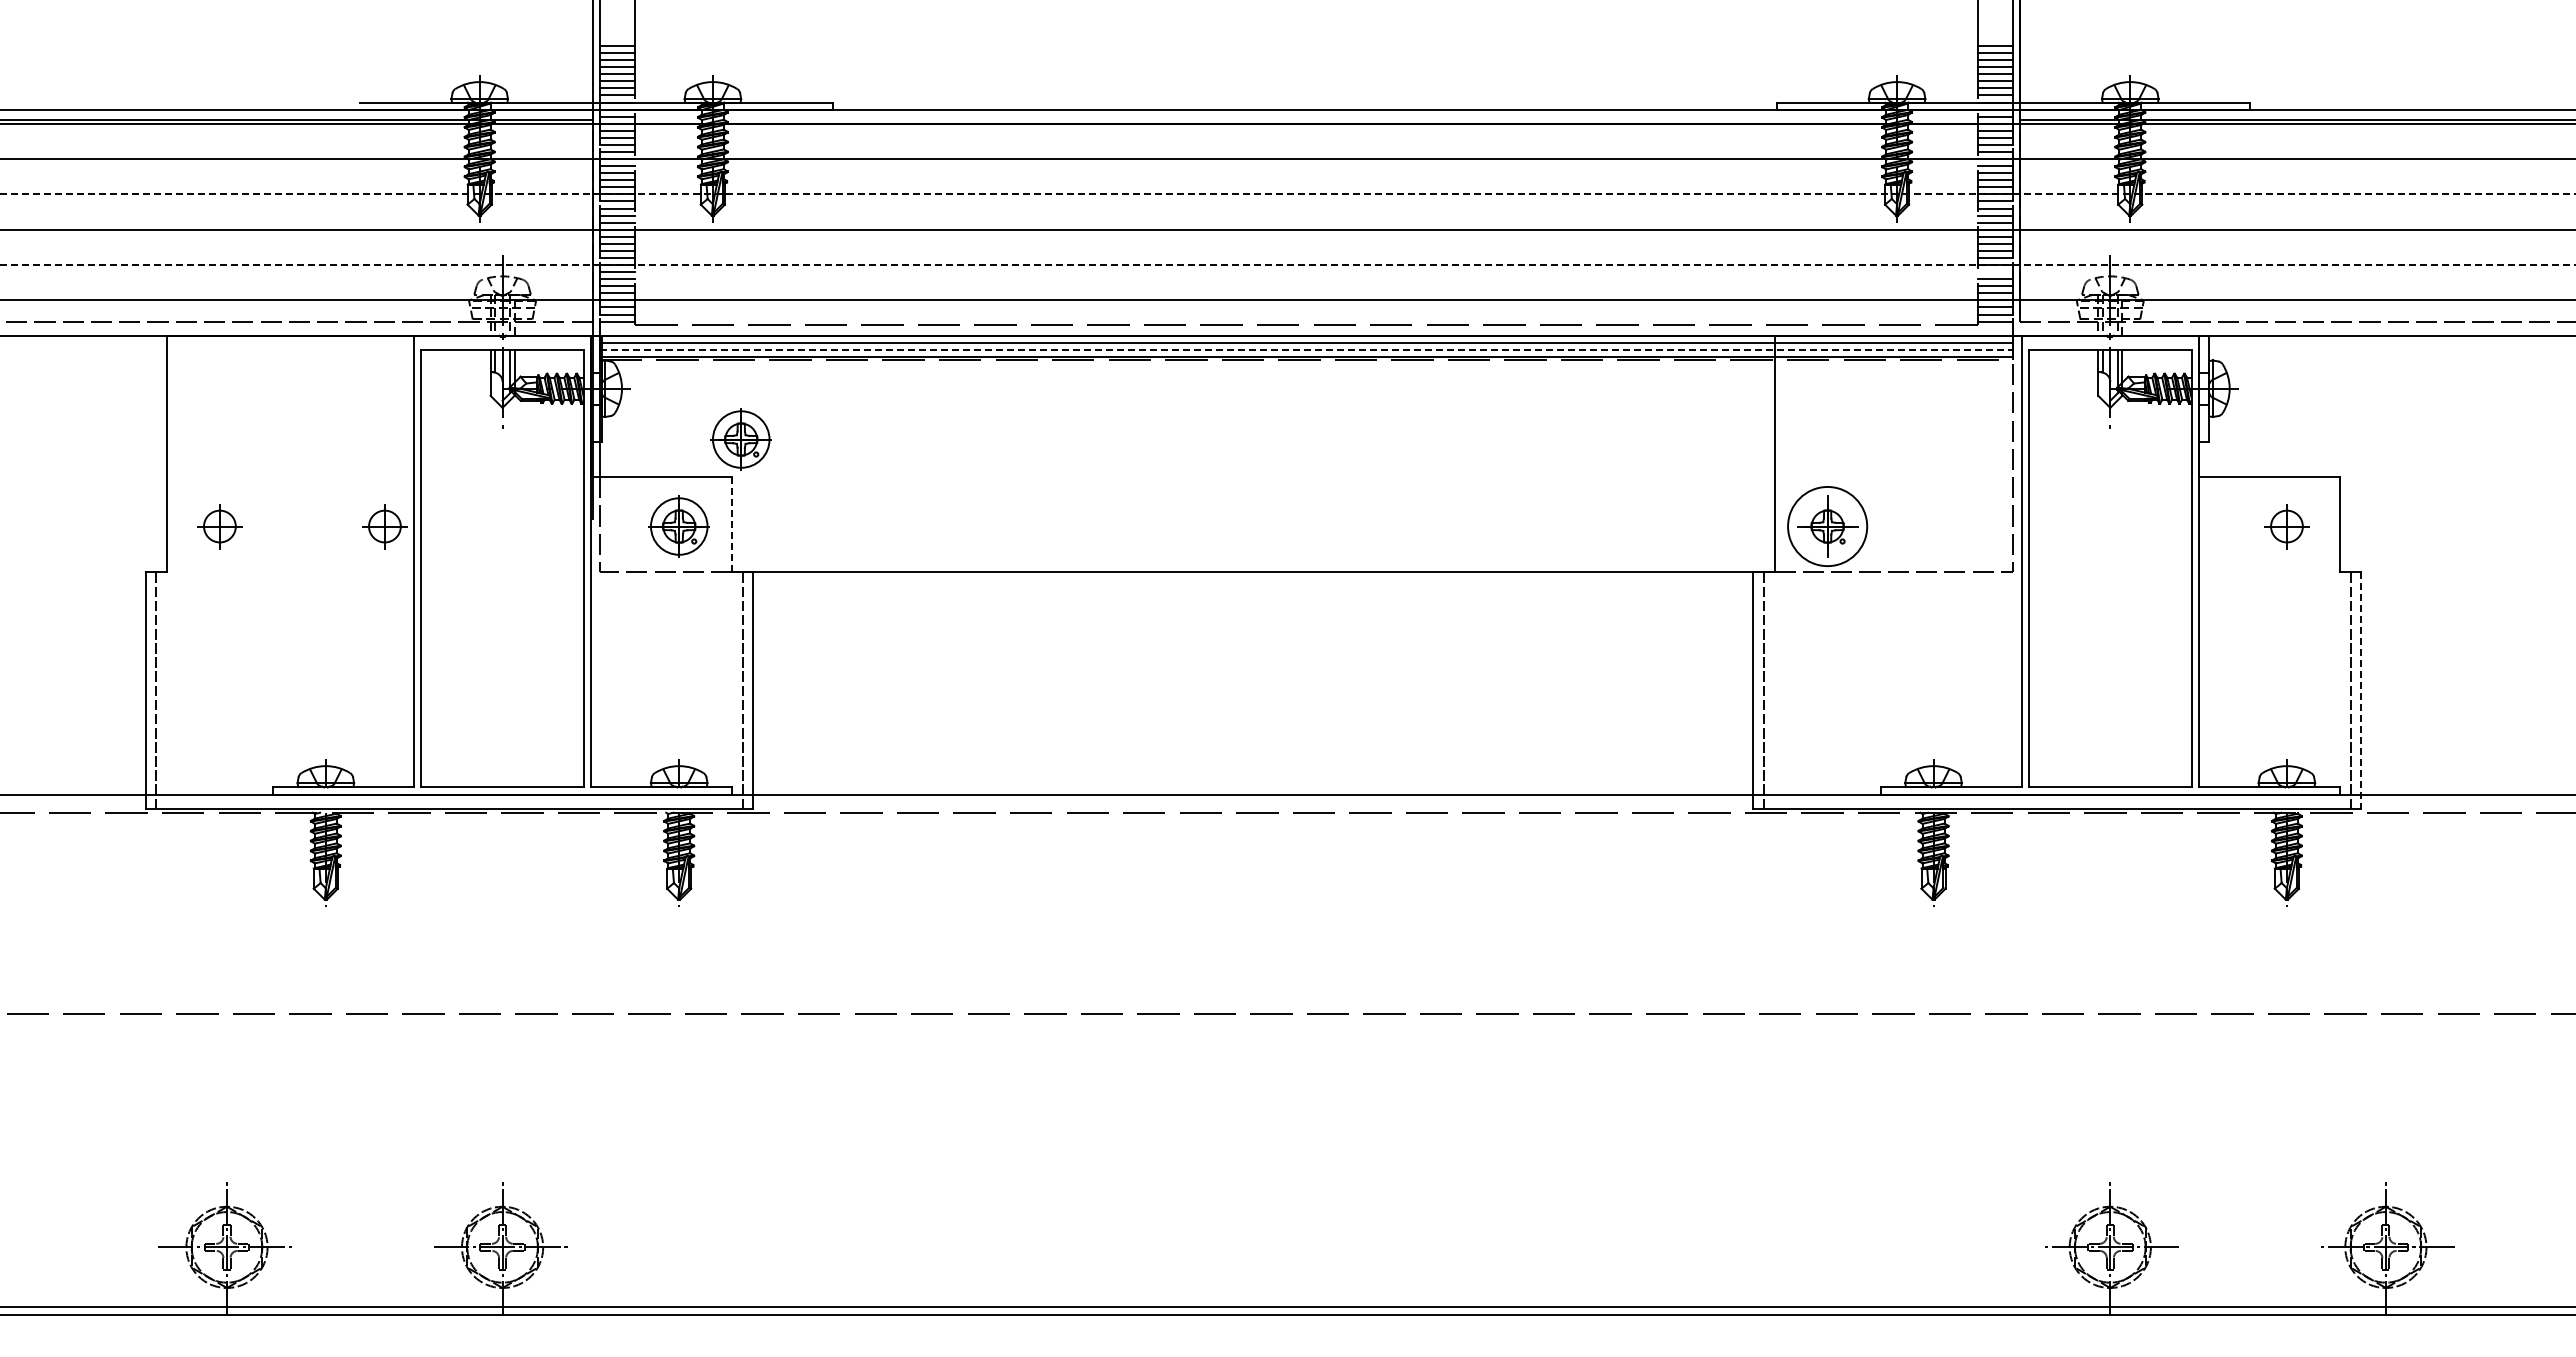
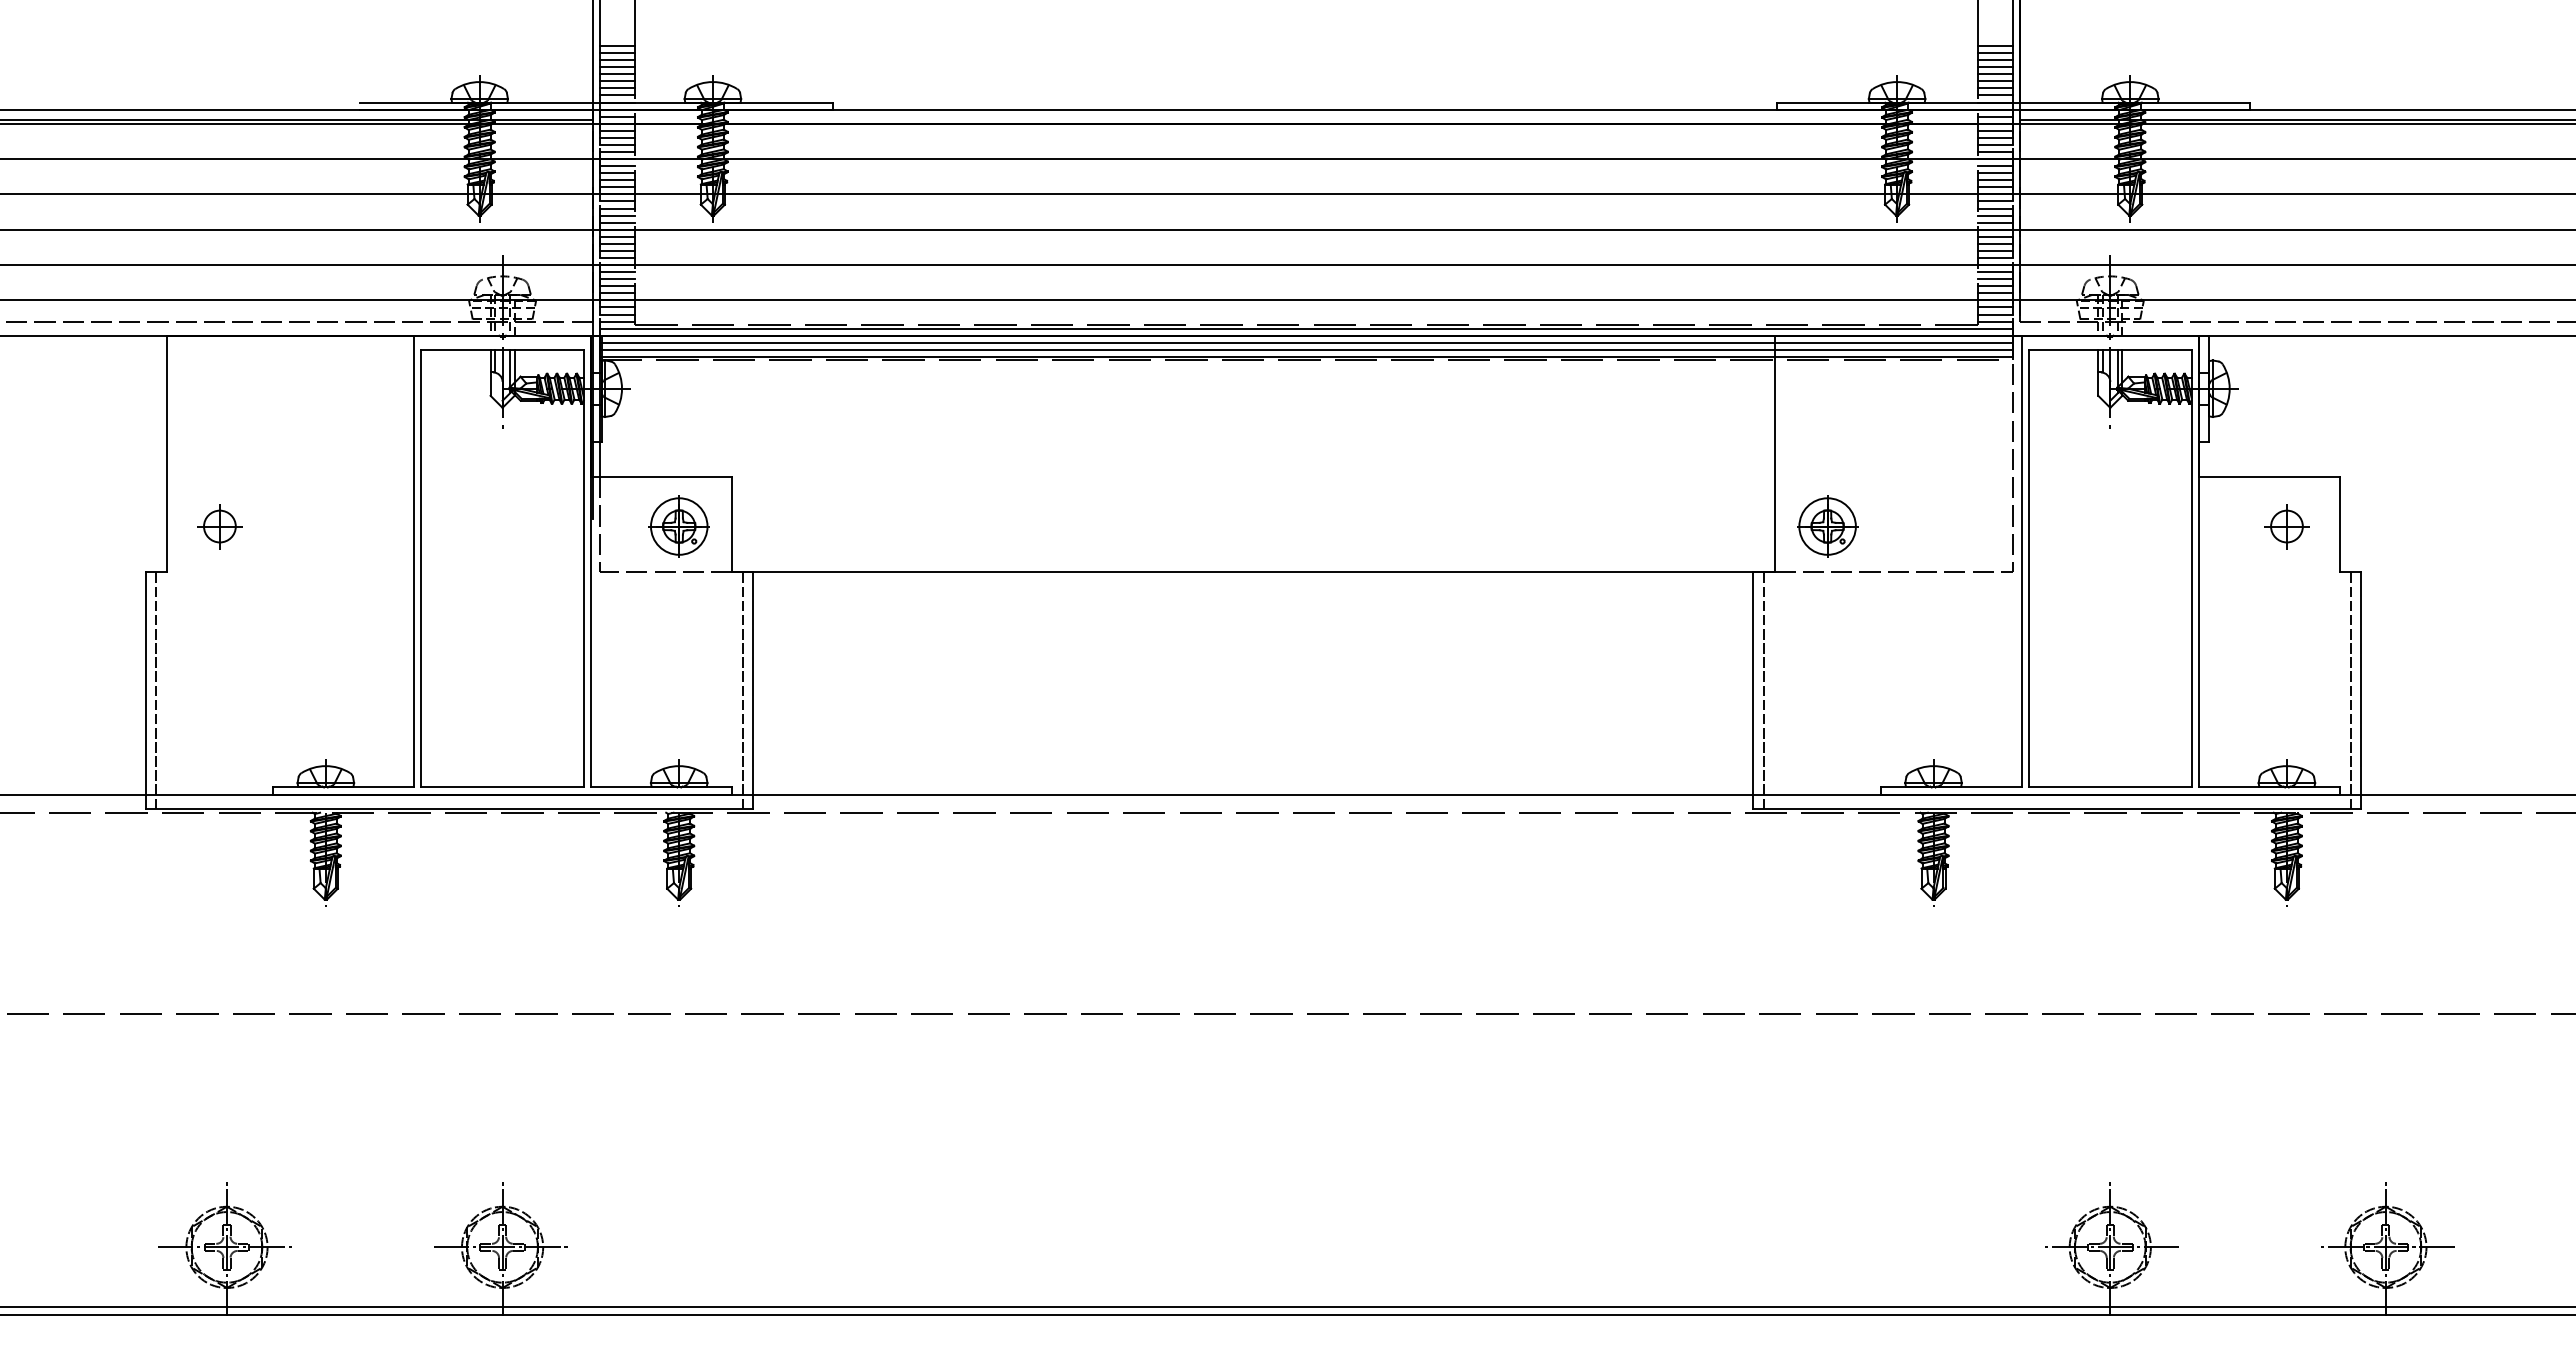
line: dashed -> solid (1287, 194)
line: dashed -> solid (1287, 265)
line: none -> present (1995, 272)
line: none -> present (1306, 328)
line: dashed -> solid (1306, 349)
part: present -> none (740, 439)
line: dashed -> solid (732, 524)
part: present -> none (384, 526)
circle diameter: 79 px -> 57 px (1827, 526)
line: dashed -> solid (2361, 691)
